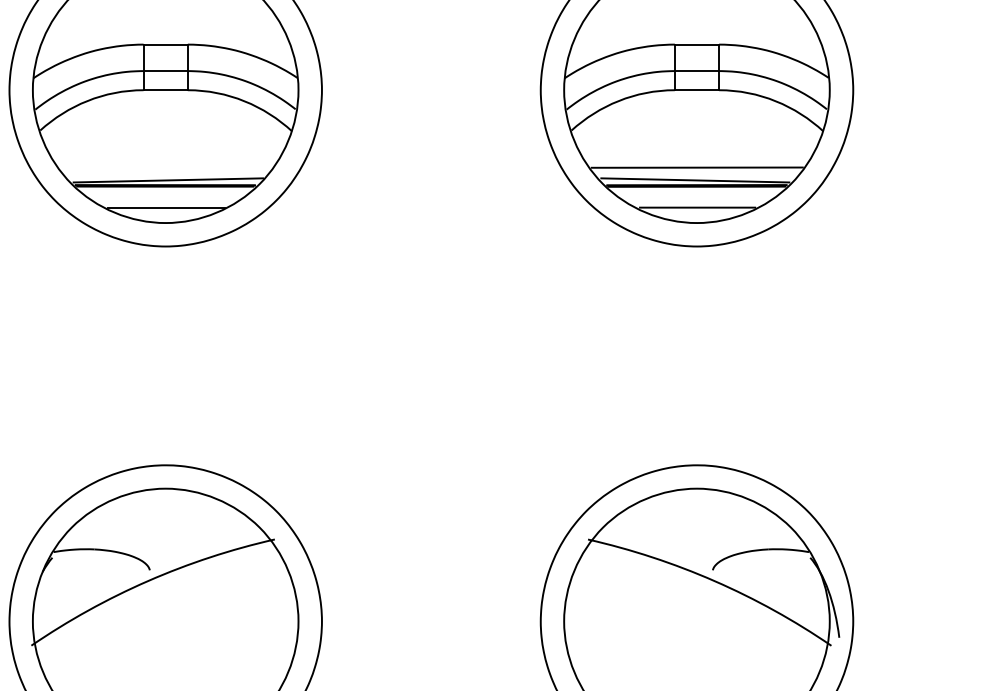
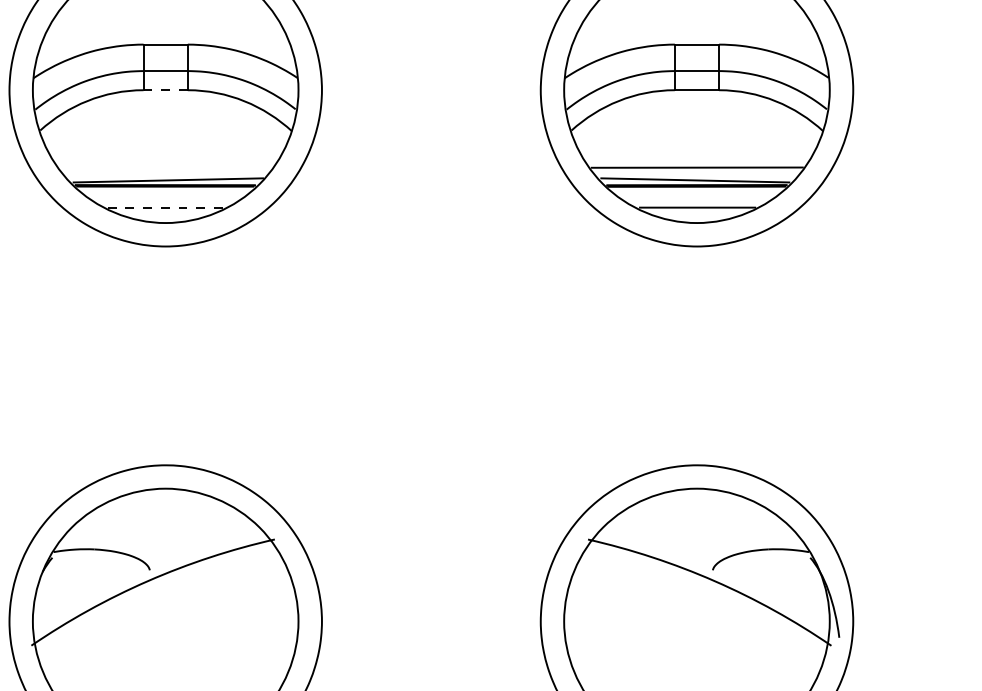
line: solid -> dashed (165, 90)
line: solid -> dashed (166, 207)
